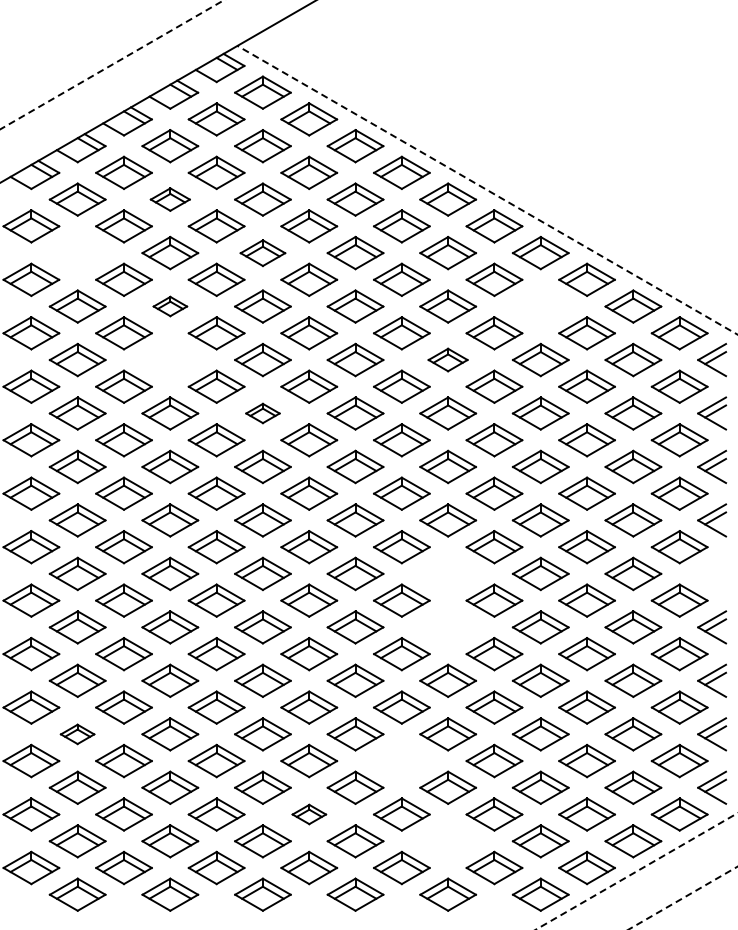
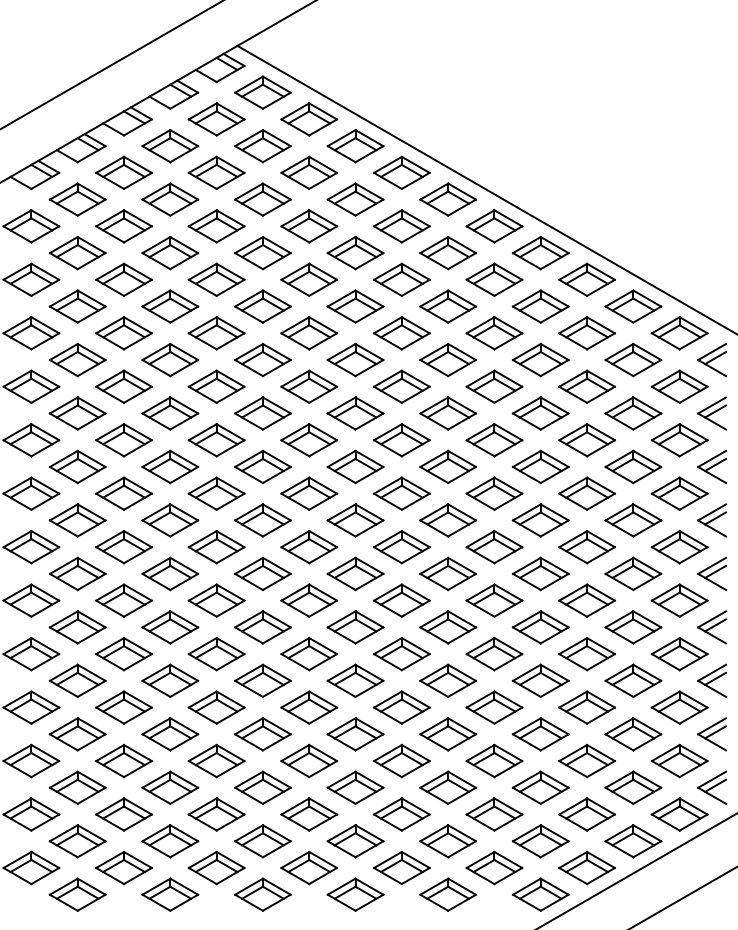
line: dashed -> solid (112, 64)
line: dashed -> solid (487, 190)
part size: 42x25 px -> 59x35 px (170, 199)
part: none -> present (77, 252)
part size: 48x29 px -> 58x35 px (262, 253)
part size: 37x23 px -> 59x35 px (170, 306)
part: none -> present (540, 306)
part: none -> present (170, 359)
part size: 42x26 px -> 58x36 px (447, 359)
part size: 36x23 px -> 58x35 px (262, 413)
part: none -> present (447, 573)
part: none -> present (712, 573)
part: none -> present (448, 627)
part size: 37x23 px -> 59x35 px (77, 734)
part: none -> present (401, 760)
part size: 37x23 px -> 59x35 px (309, 814)
part: none -> present (448, 841)
line: dashed -> solid (637, 871)
line: dashed -> solid (683, 898)
